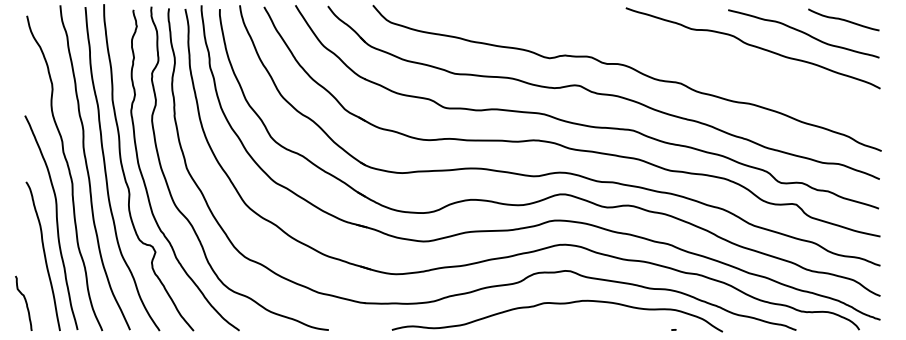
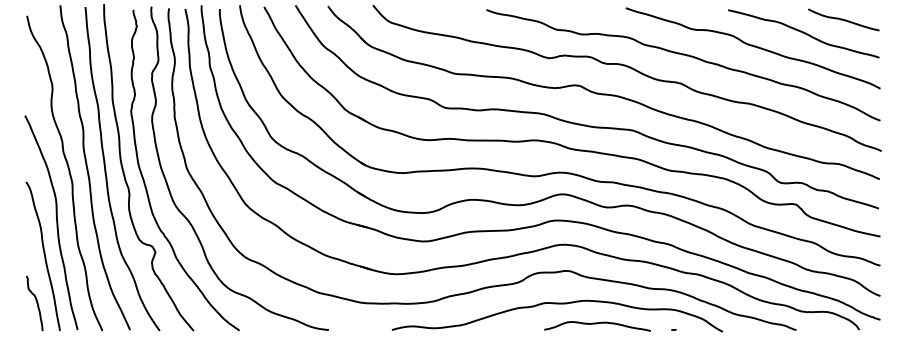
curve: none -> present (686, 56)
curve position: (25, 302) -> (36, 302) (36, 302)
curve: none -> present (597, 324)
